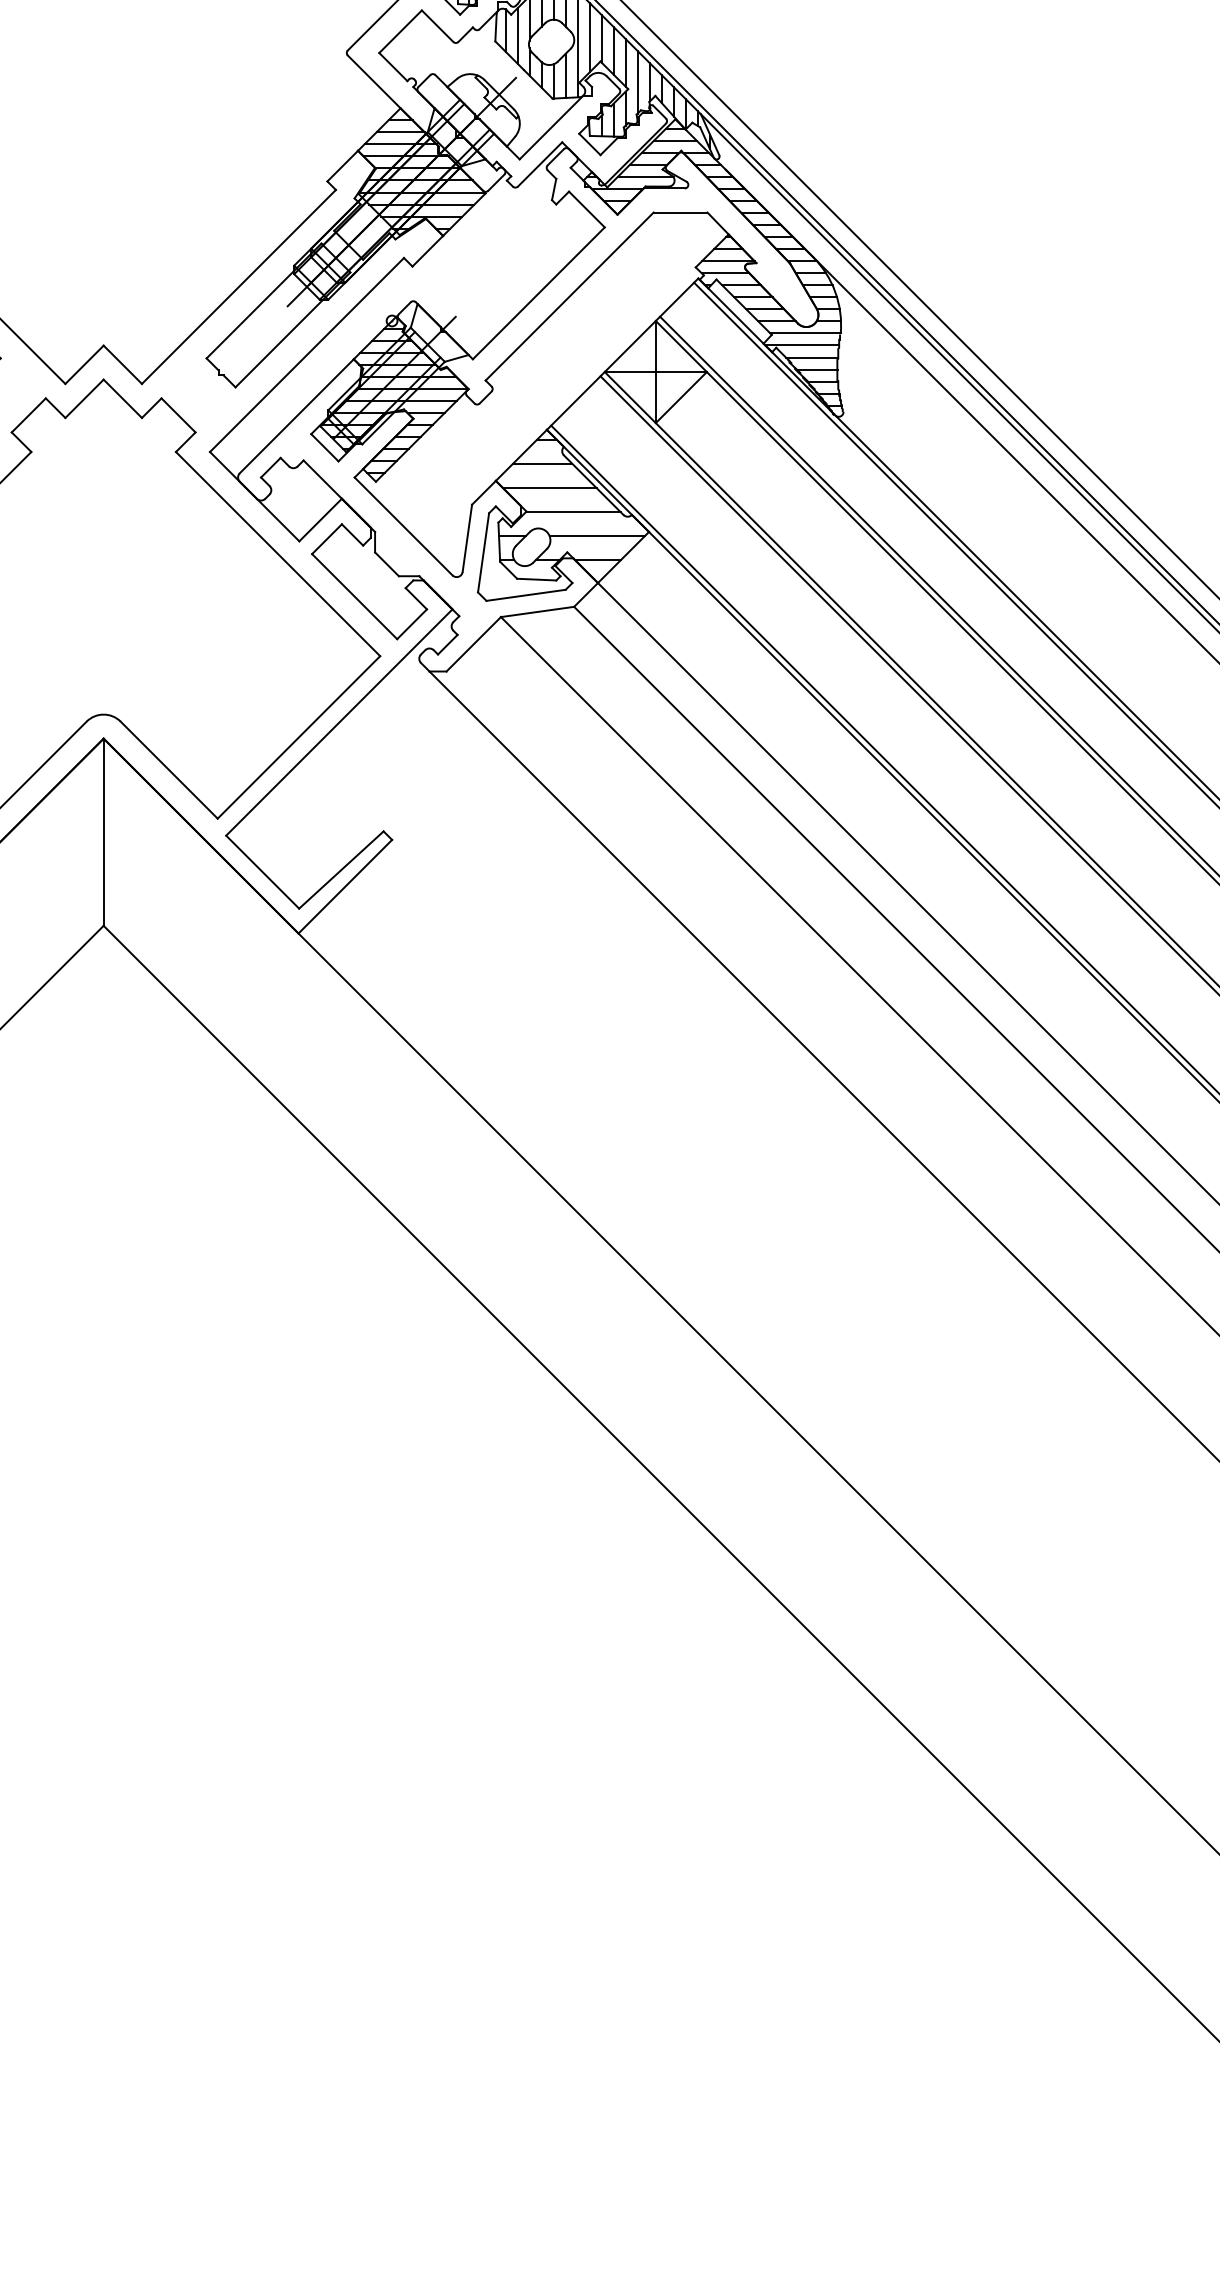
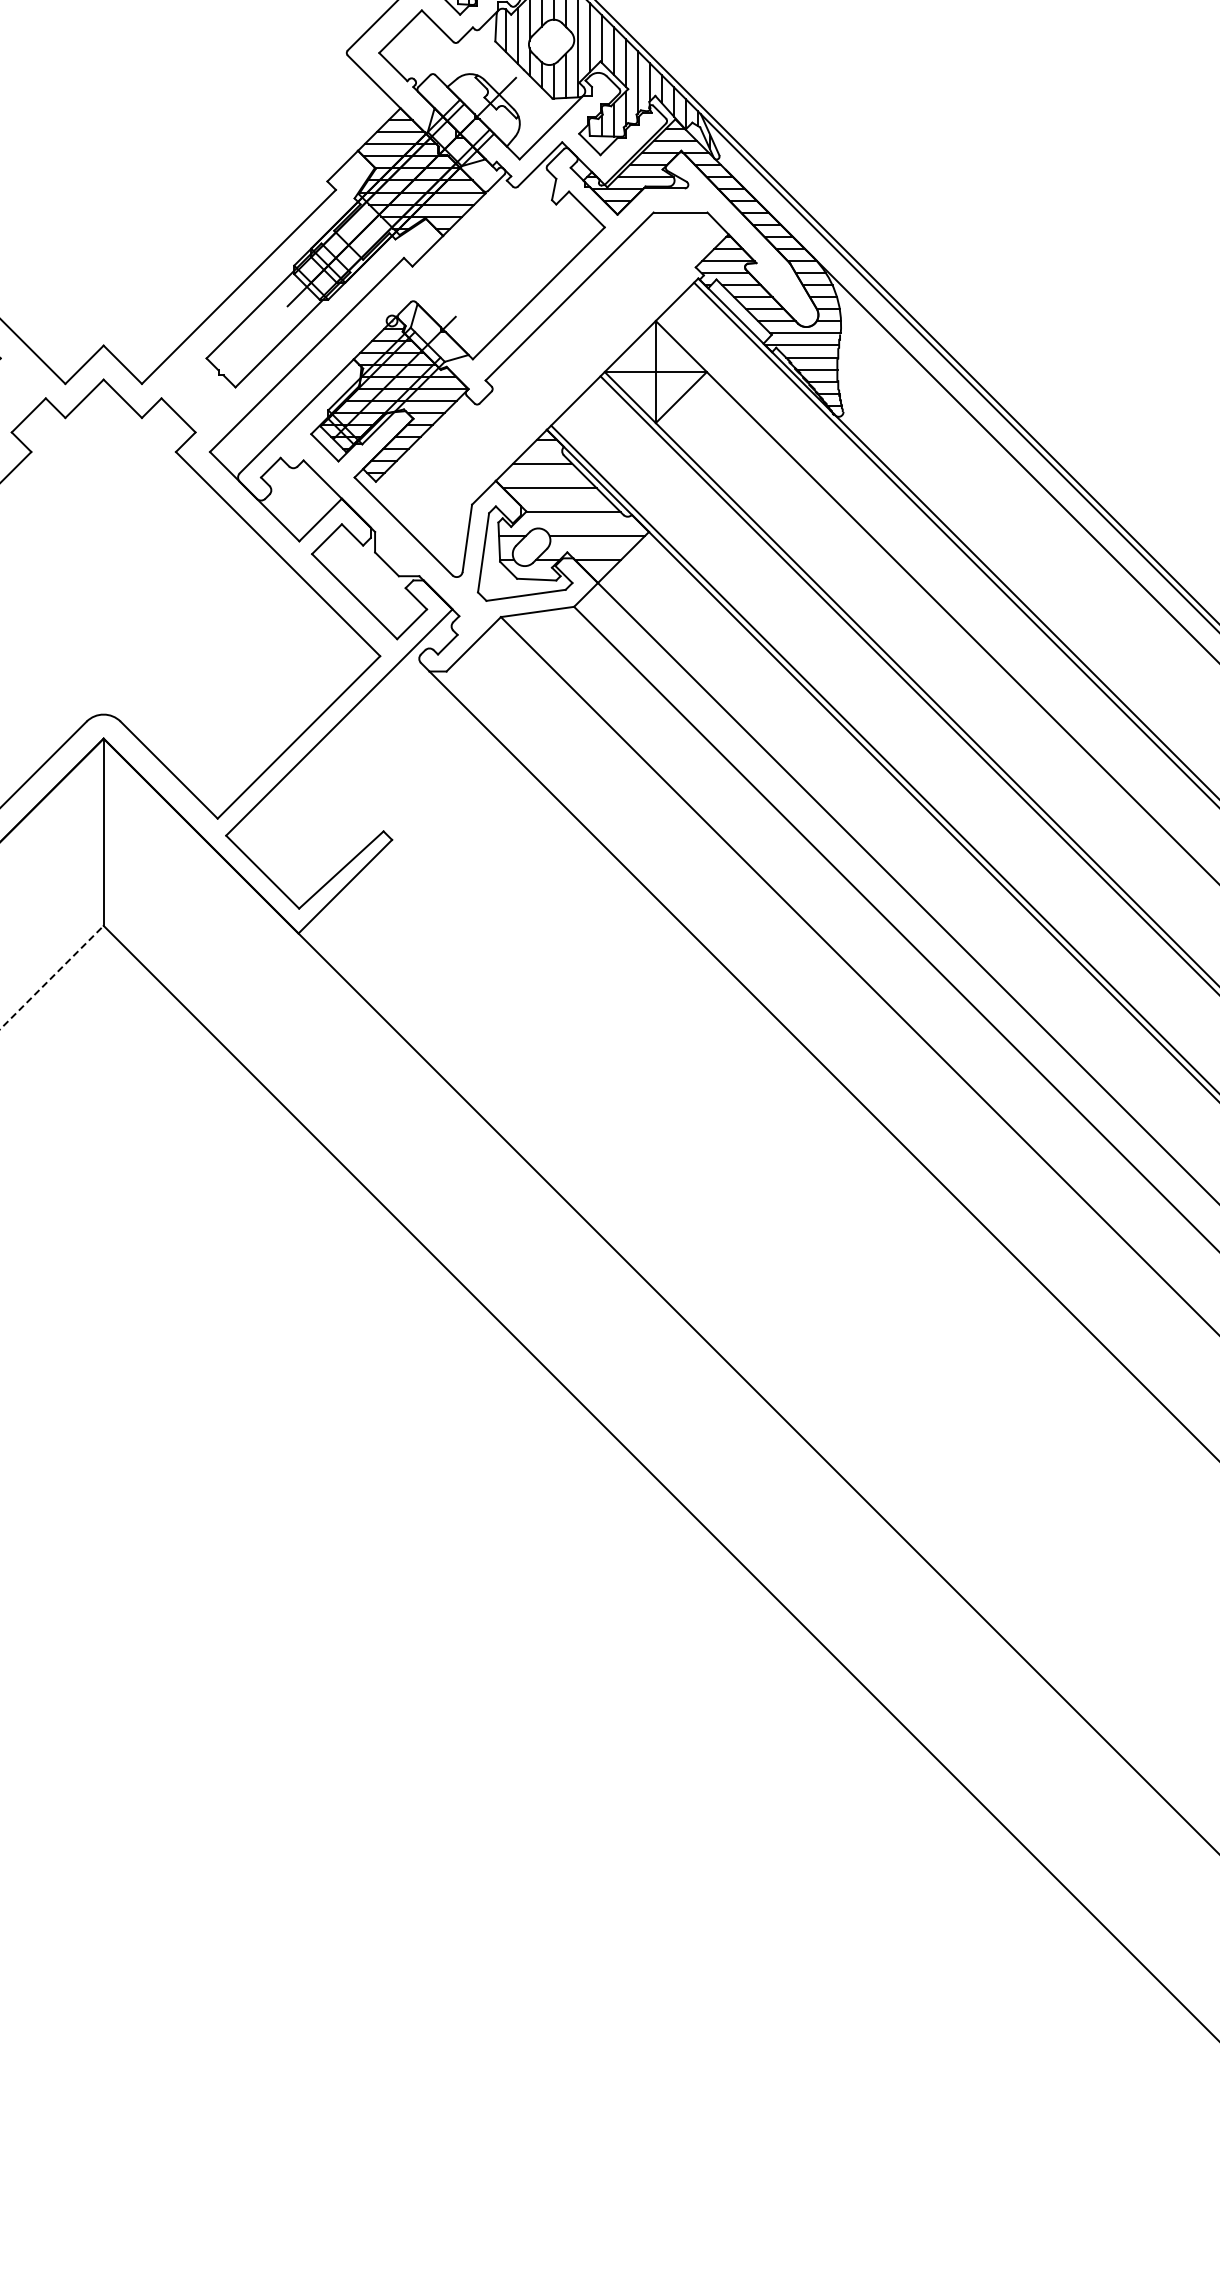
line: present -> none (919, 298)
line: present -> none (938, 594)
line: solid -> dashed (52, 977)
